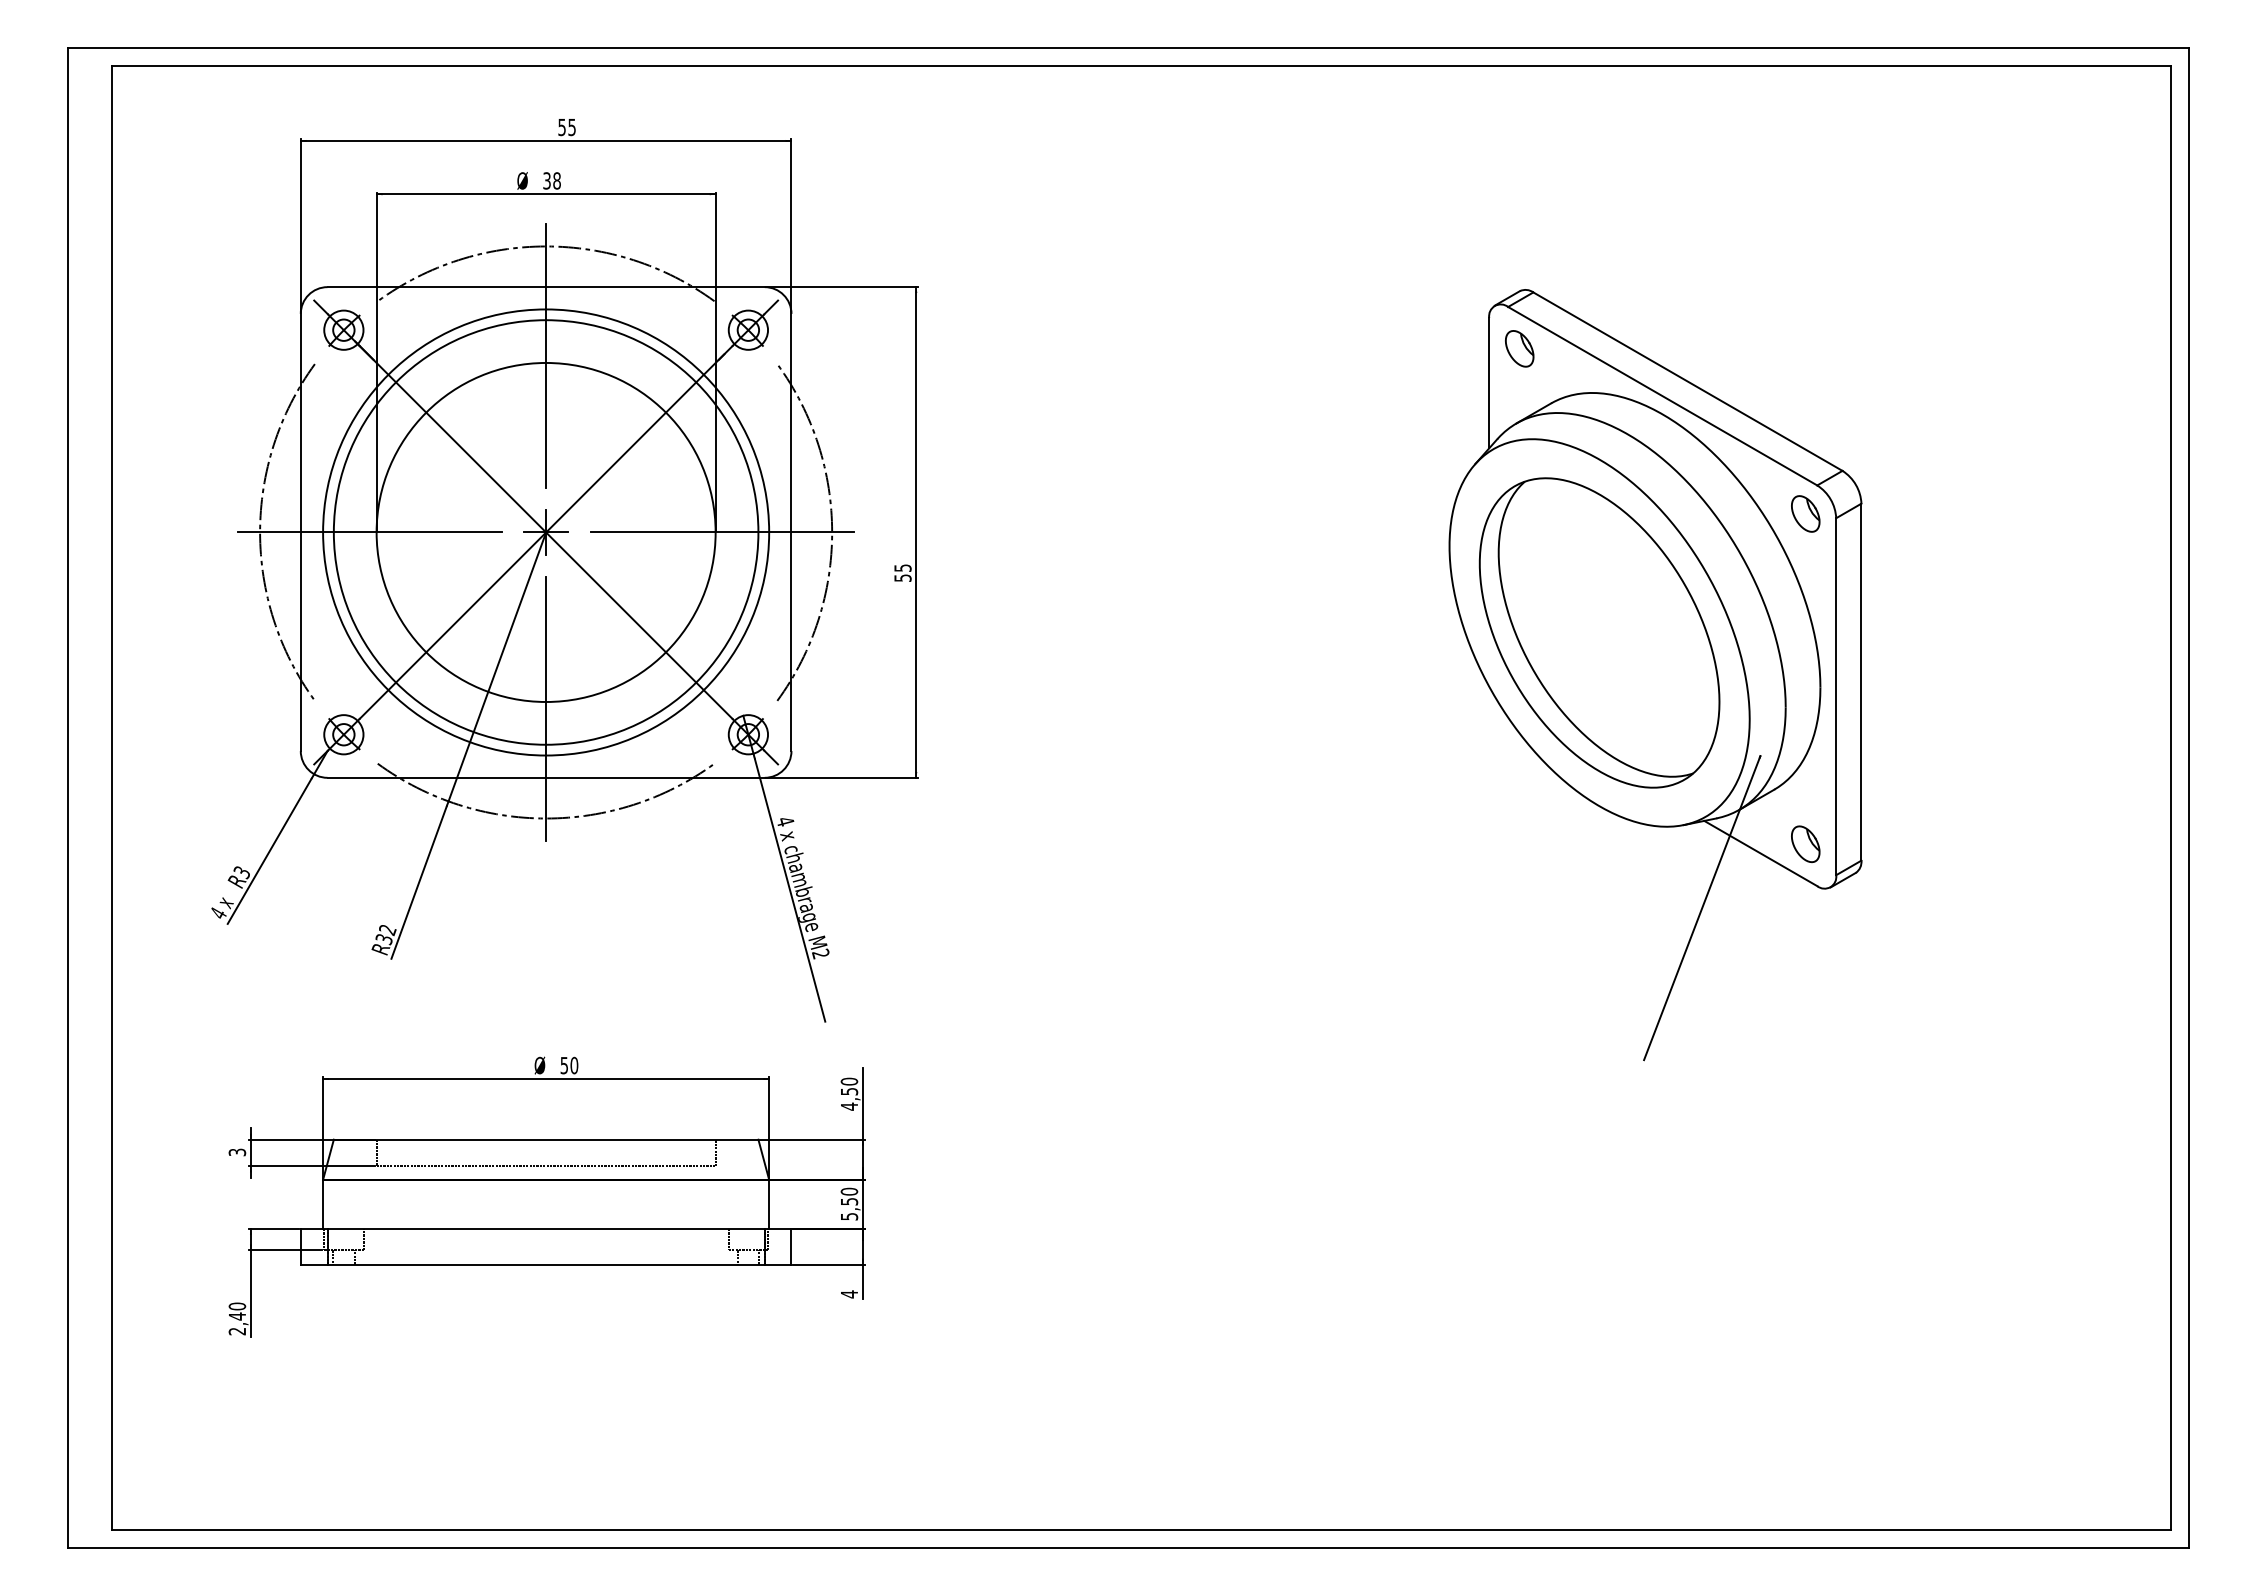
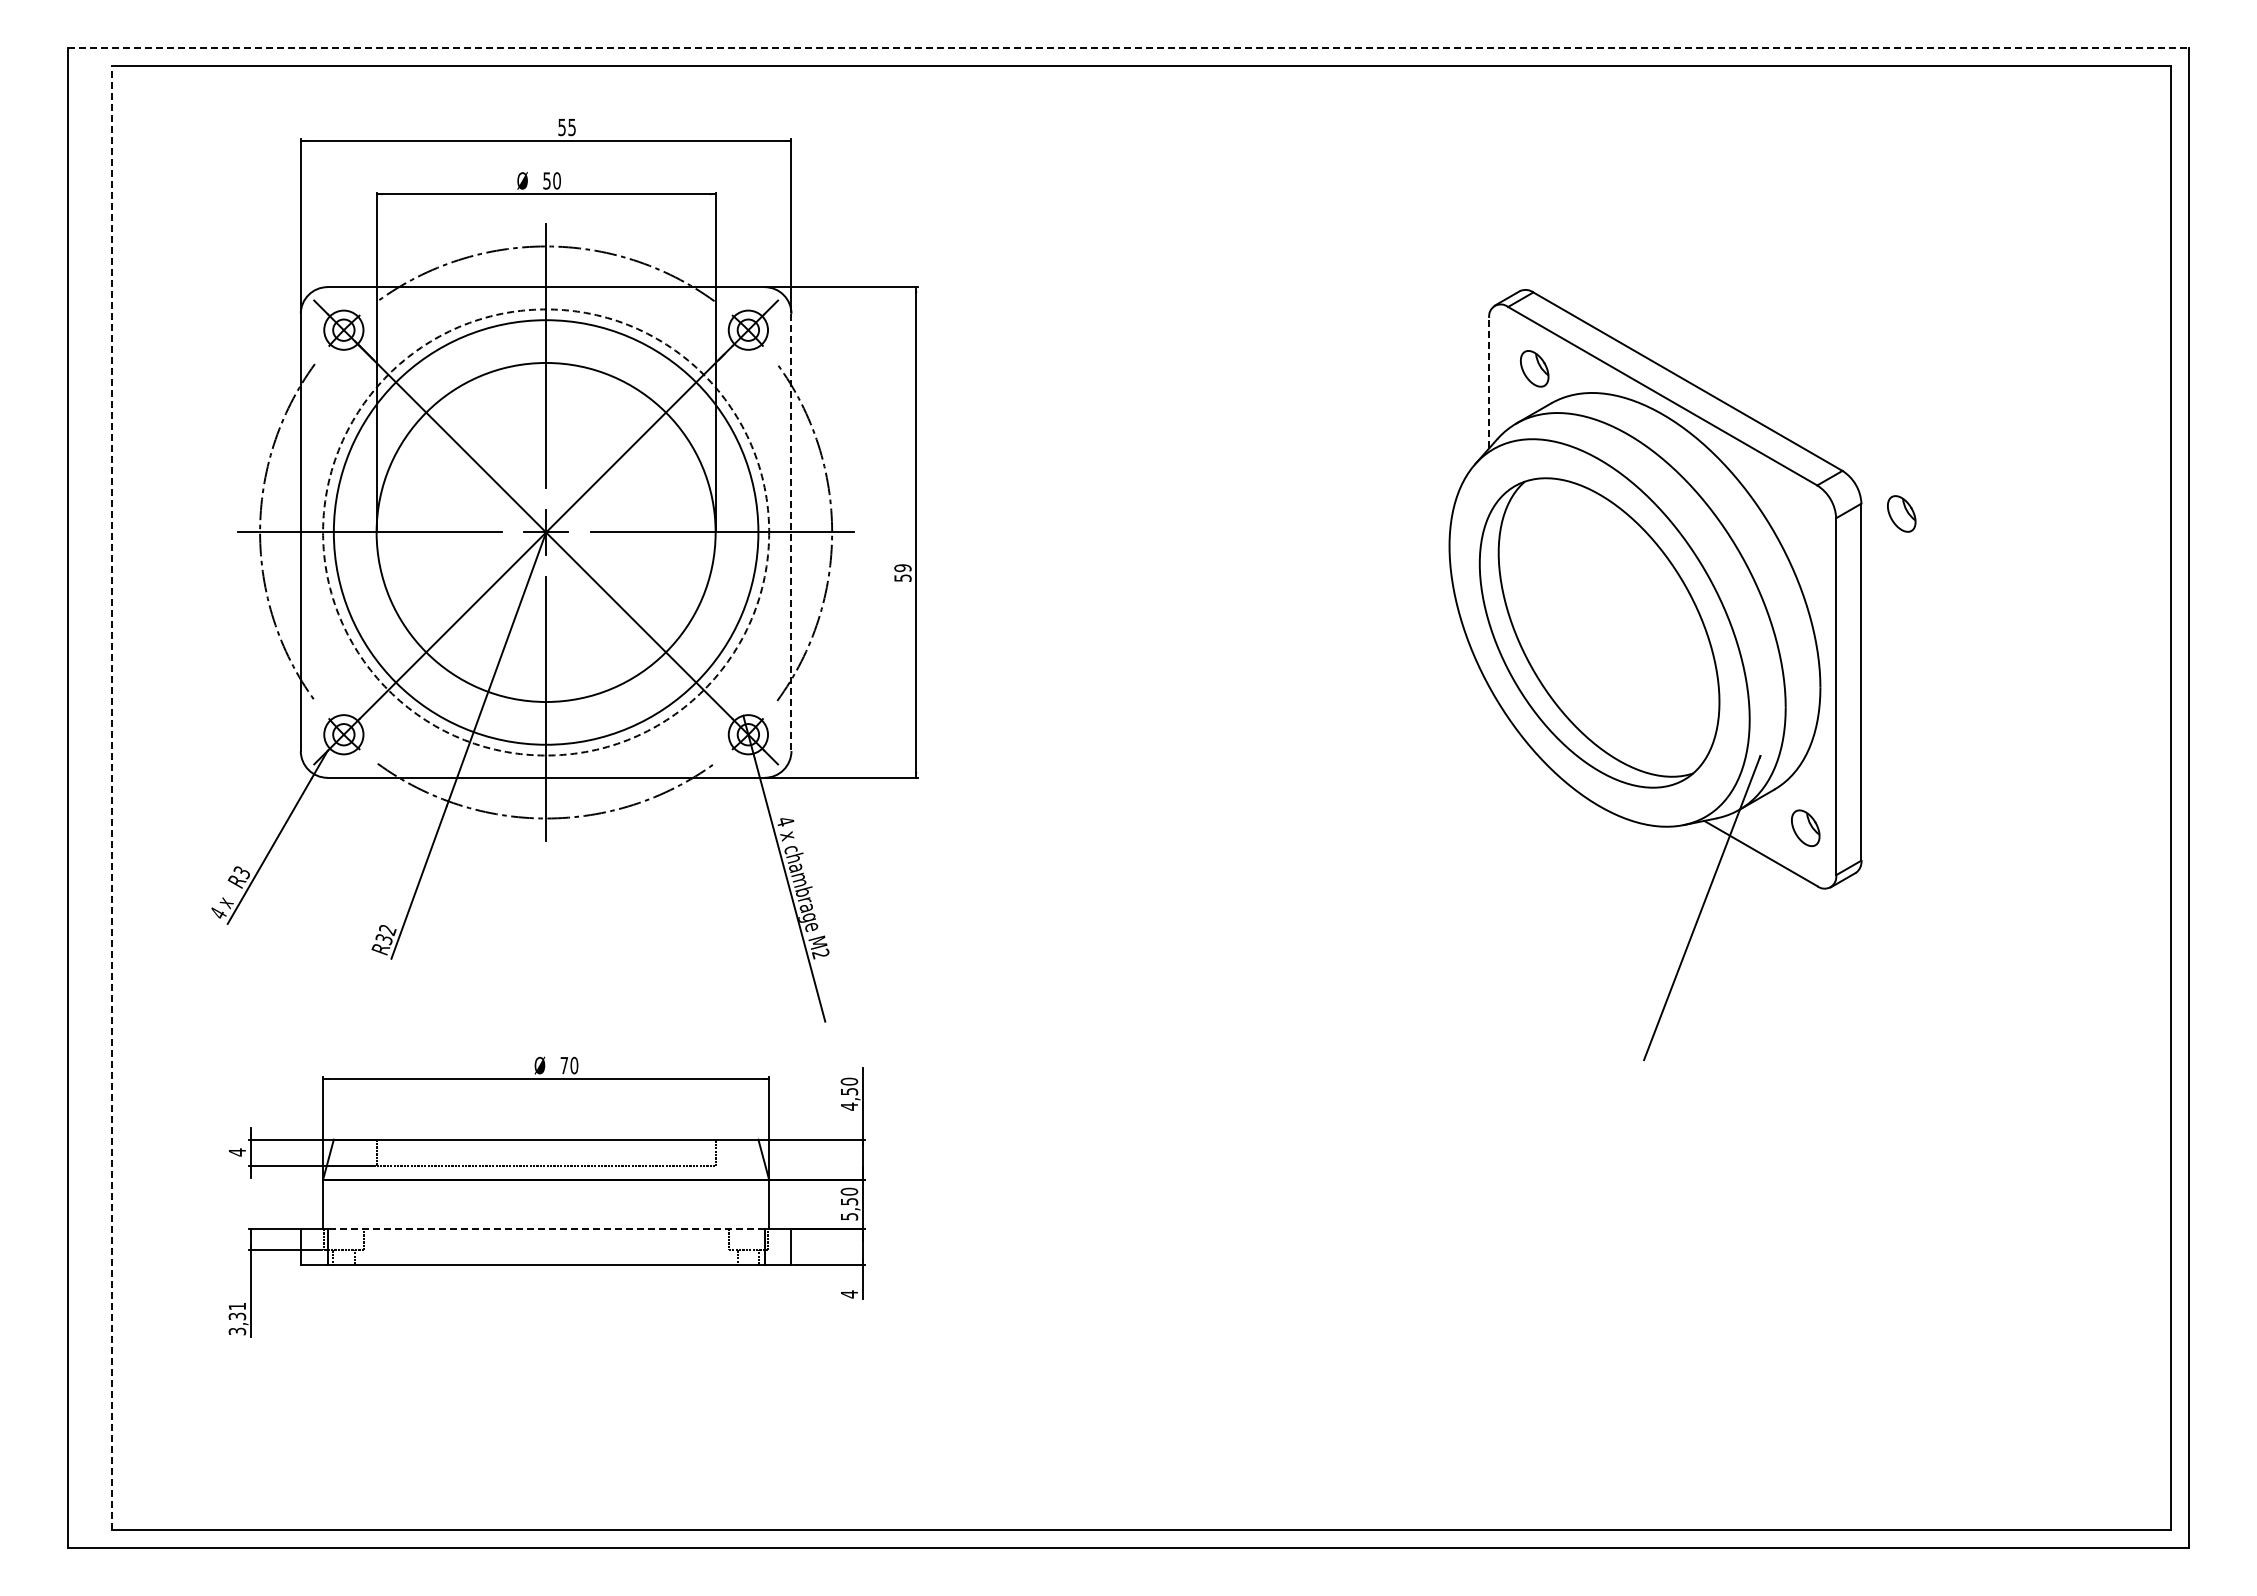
line: solid -> dashed (1128, 47)
text: 38 -> 50 (551, 180)
part position: (1519, 348) -> (1534, 368) (1534, 368)
line: solid -> dashed (1489, 382)
part position: (1805, 513) -> (1901, 513) (1901, 513)
circle: solid -> dashed (546, 532)
line: solid -> dashed (791, 532)
text: 55 -> 59 (902, 568)
line: solid -> dashed (112, 797)
part position: (1805, 843) -> (1805, 827) (1805, 827)
text: 50 -> 70 (563, 1065)
text: 3 -> 4 (237, 1152)
line: solid -> dashed (546, 1228)
text: 2,40 -> 3,31 (237, 1318)
